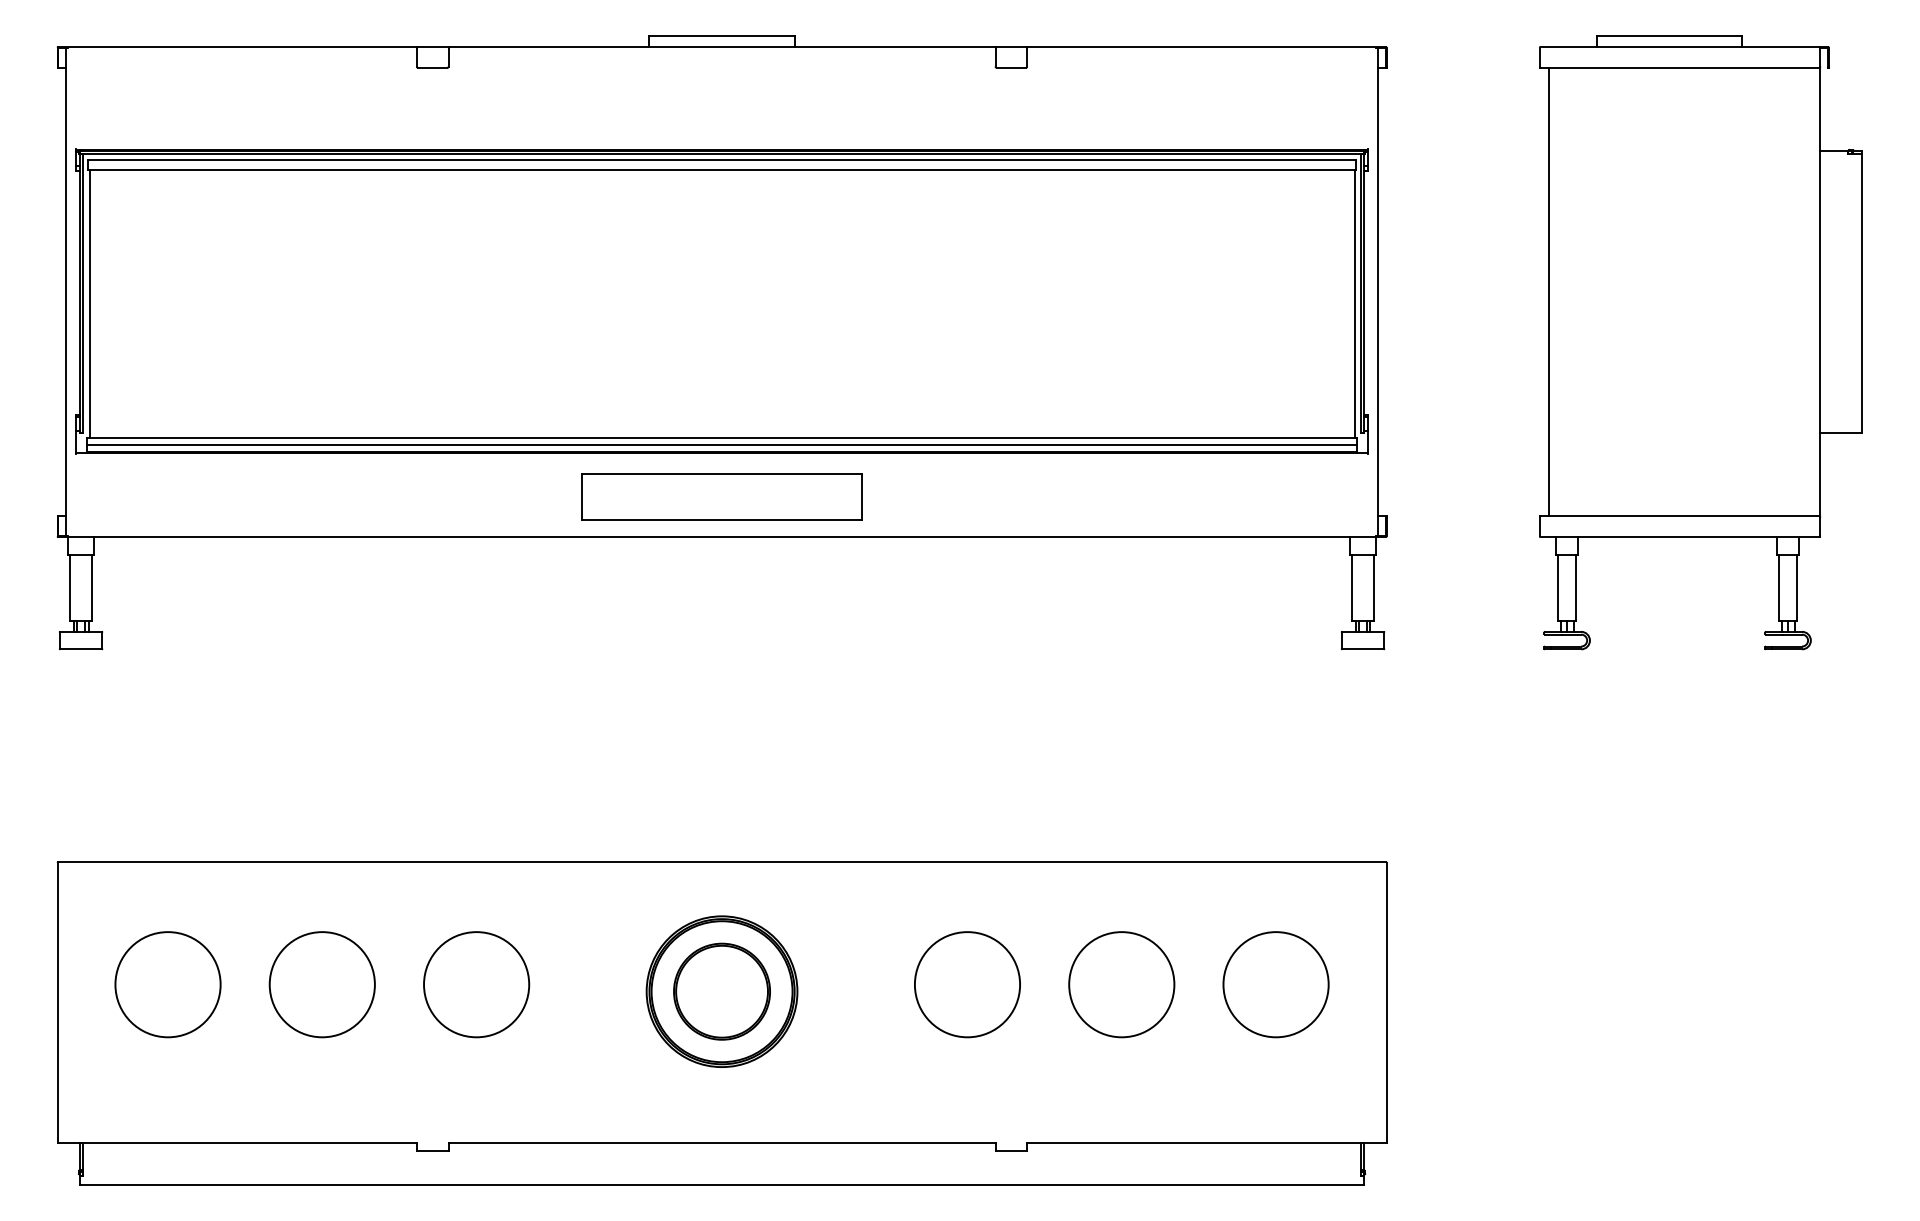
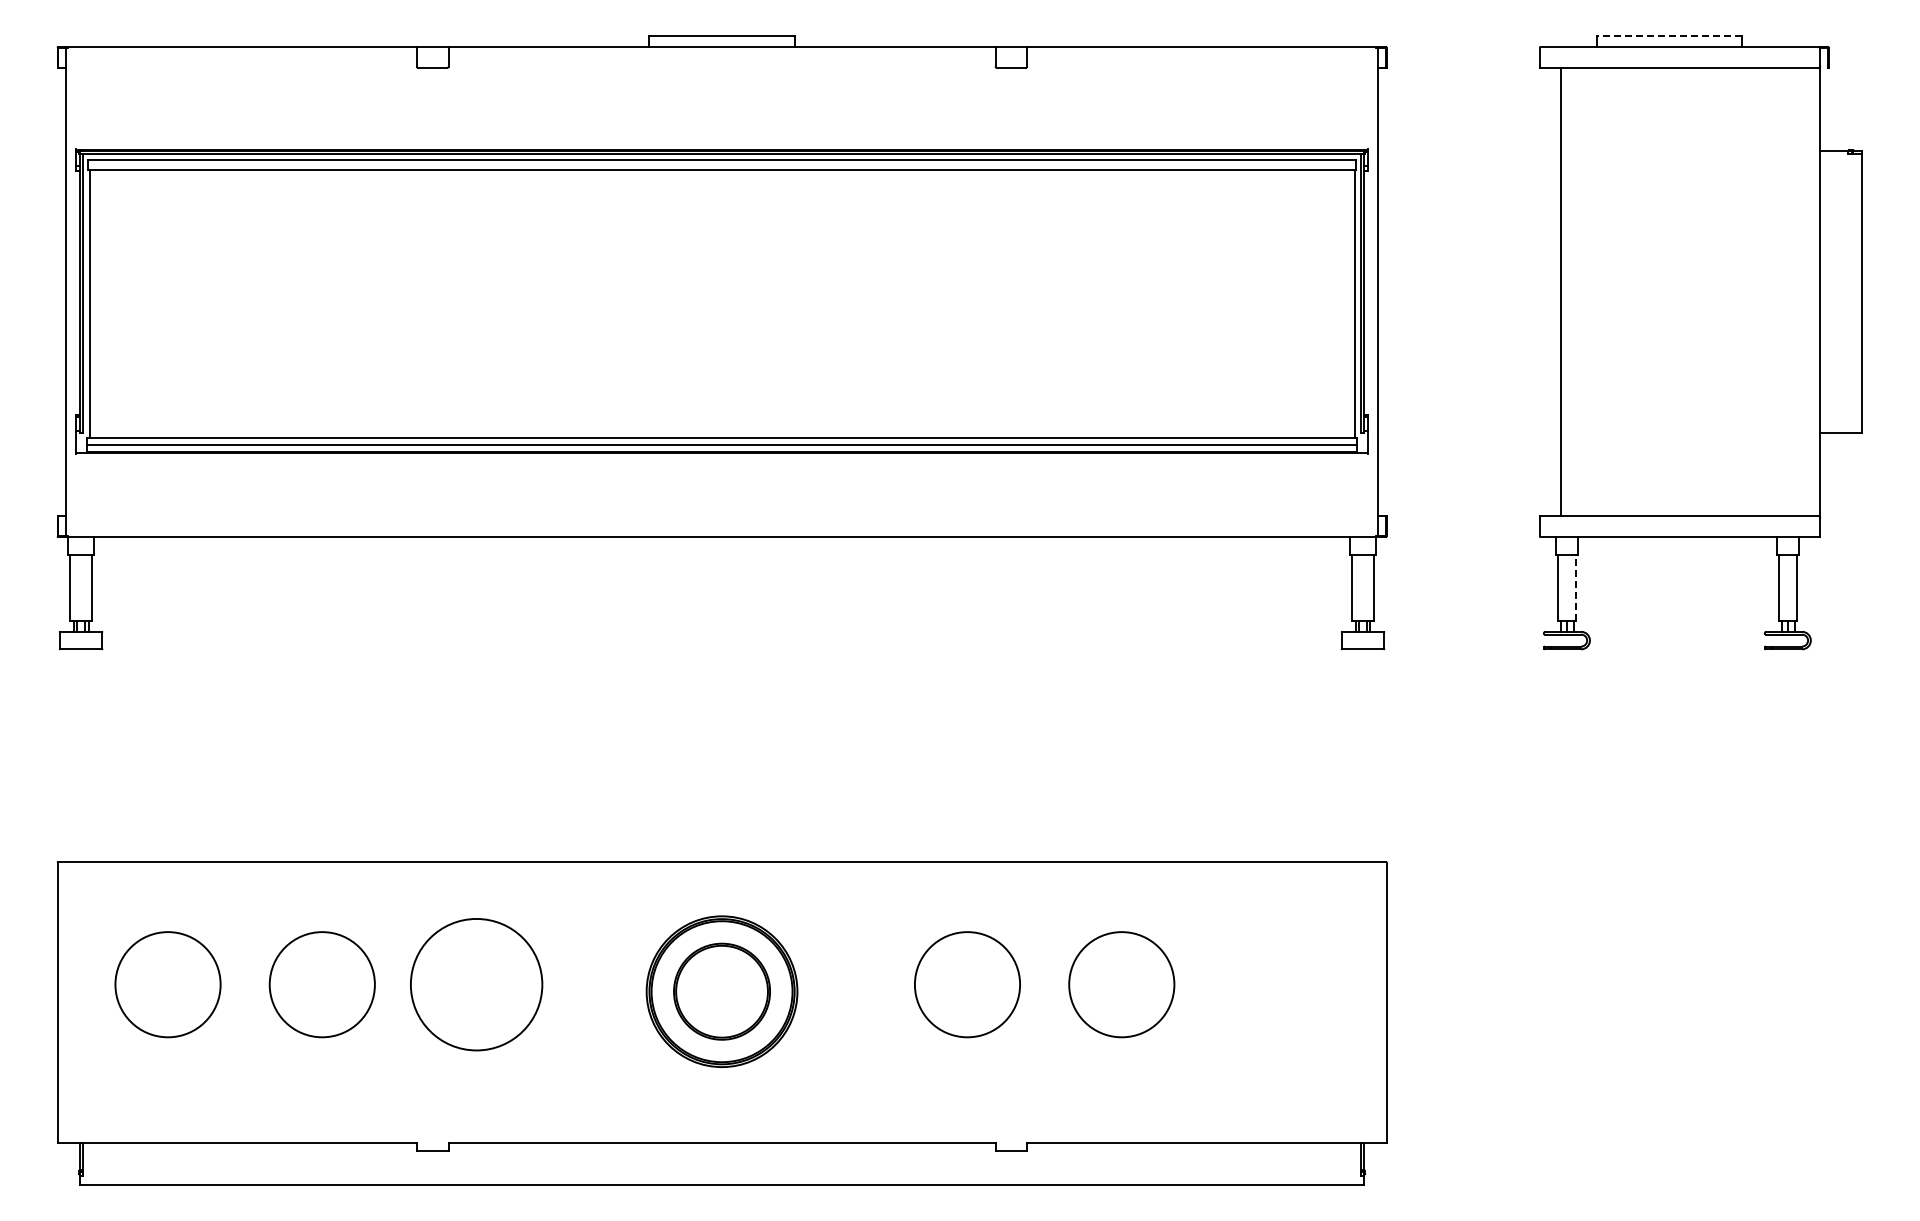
line: solid -> dashed (1669, 36)
line position: (1548, 291) -> (1560, 291) (1560, 291)
part: present -> none (721, 496)
line: solid -> dashed (1576, 587)
circle diameter: 105 px -> 131 px (476, 984)
circle: present -> none (1275, 984)
